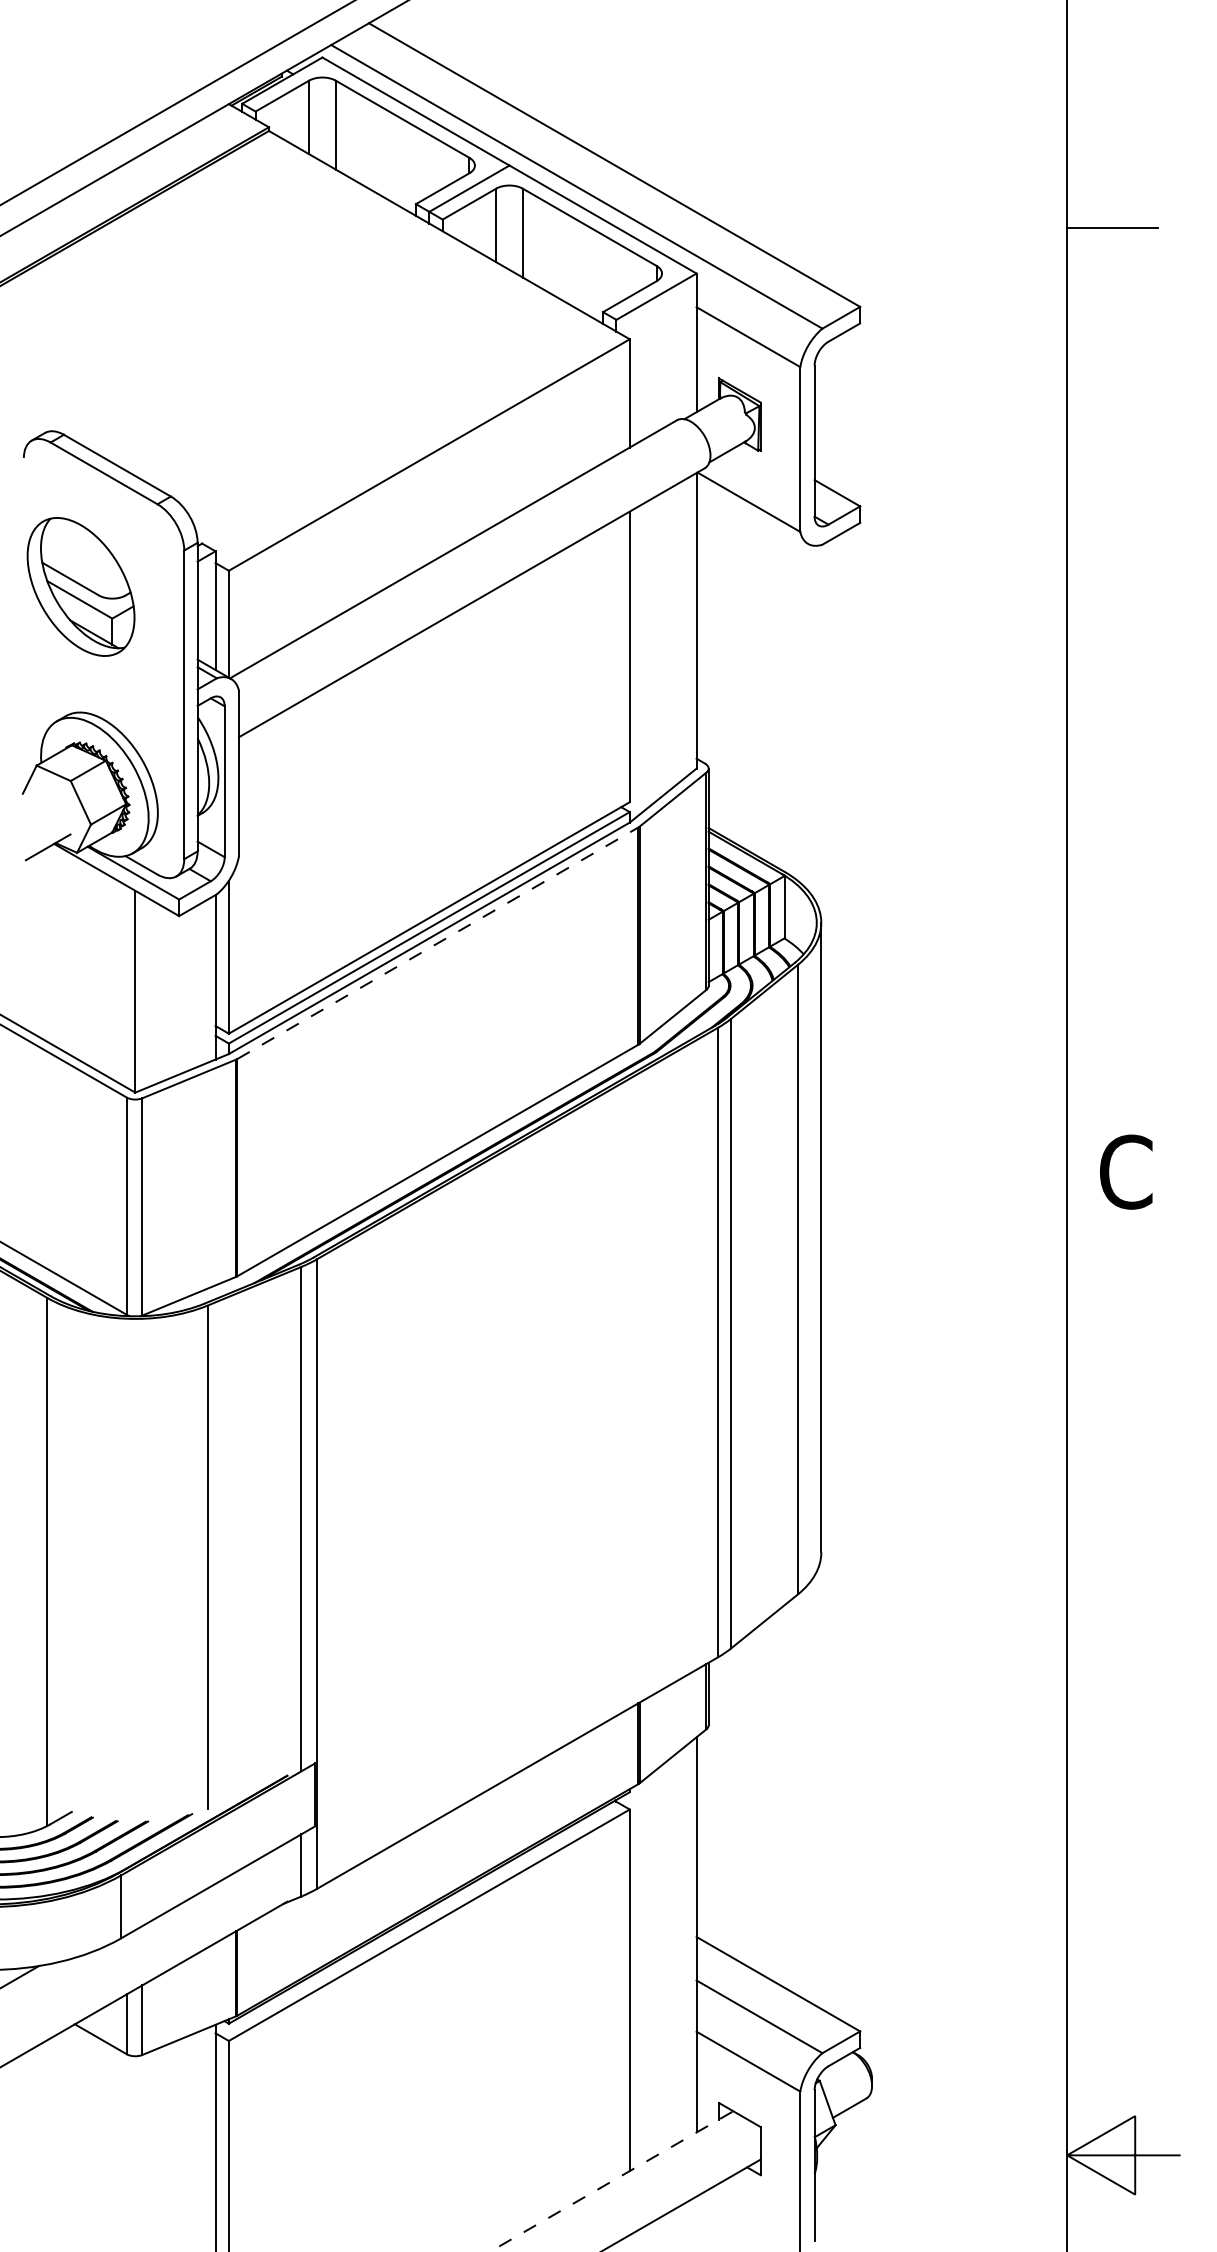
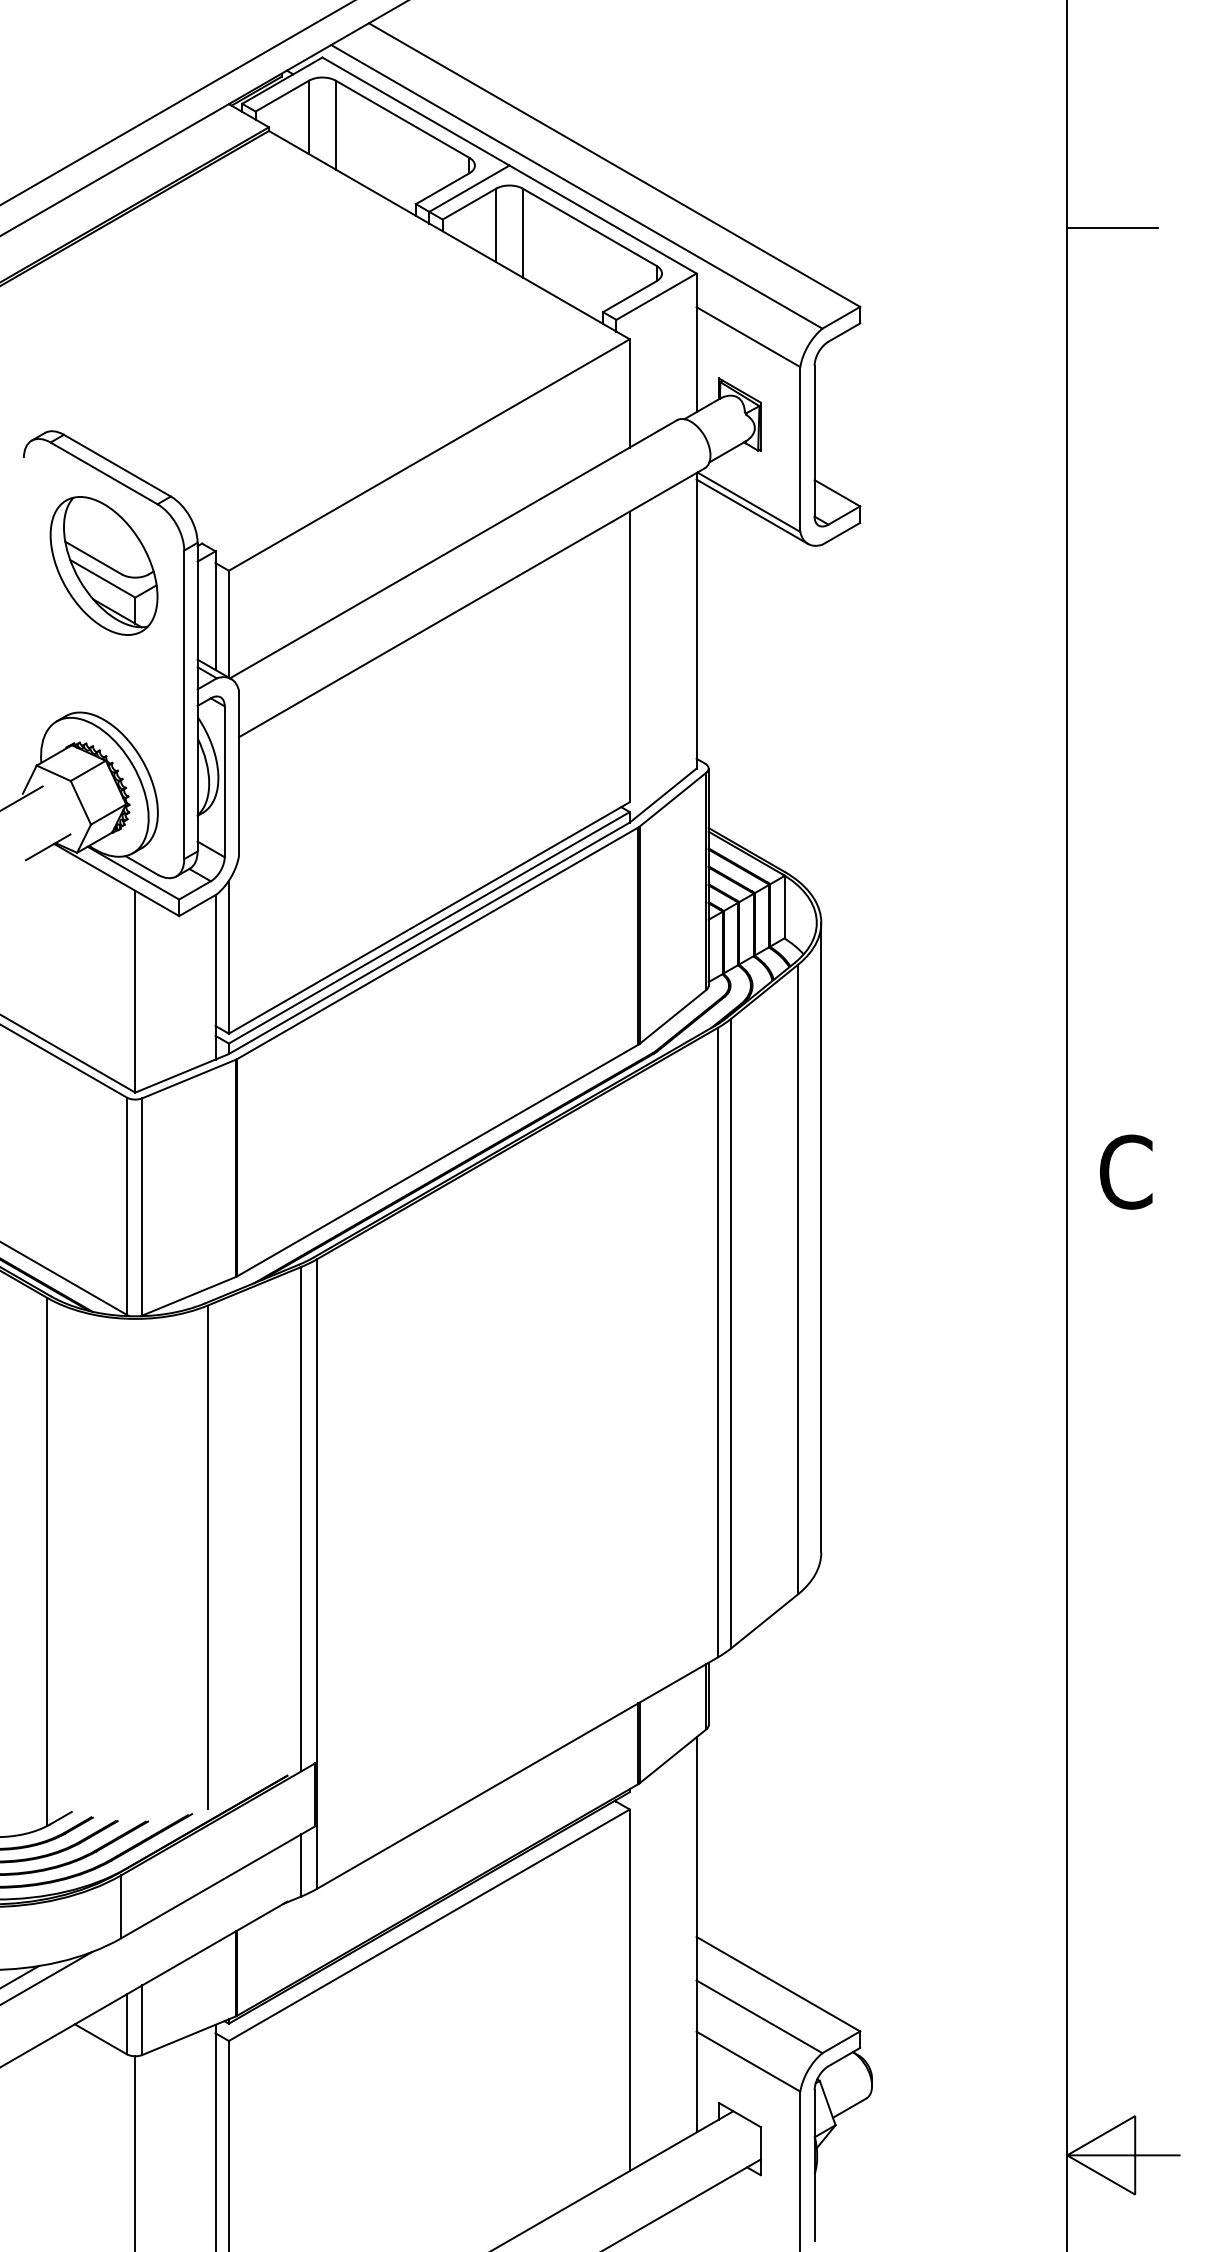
line: none -> present (752, 511)
part position: (80, 586) -> (103, 565) (103, 565)
line: none -> present (22, 797)
line: dashed -> solid (438, 943)
line: none -> present (47, 1977)
line: none -> present (135, 2152)
line: dashed -> solid (612, 2181)
